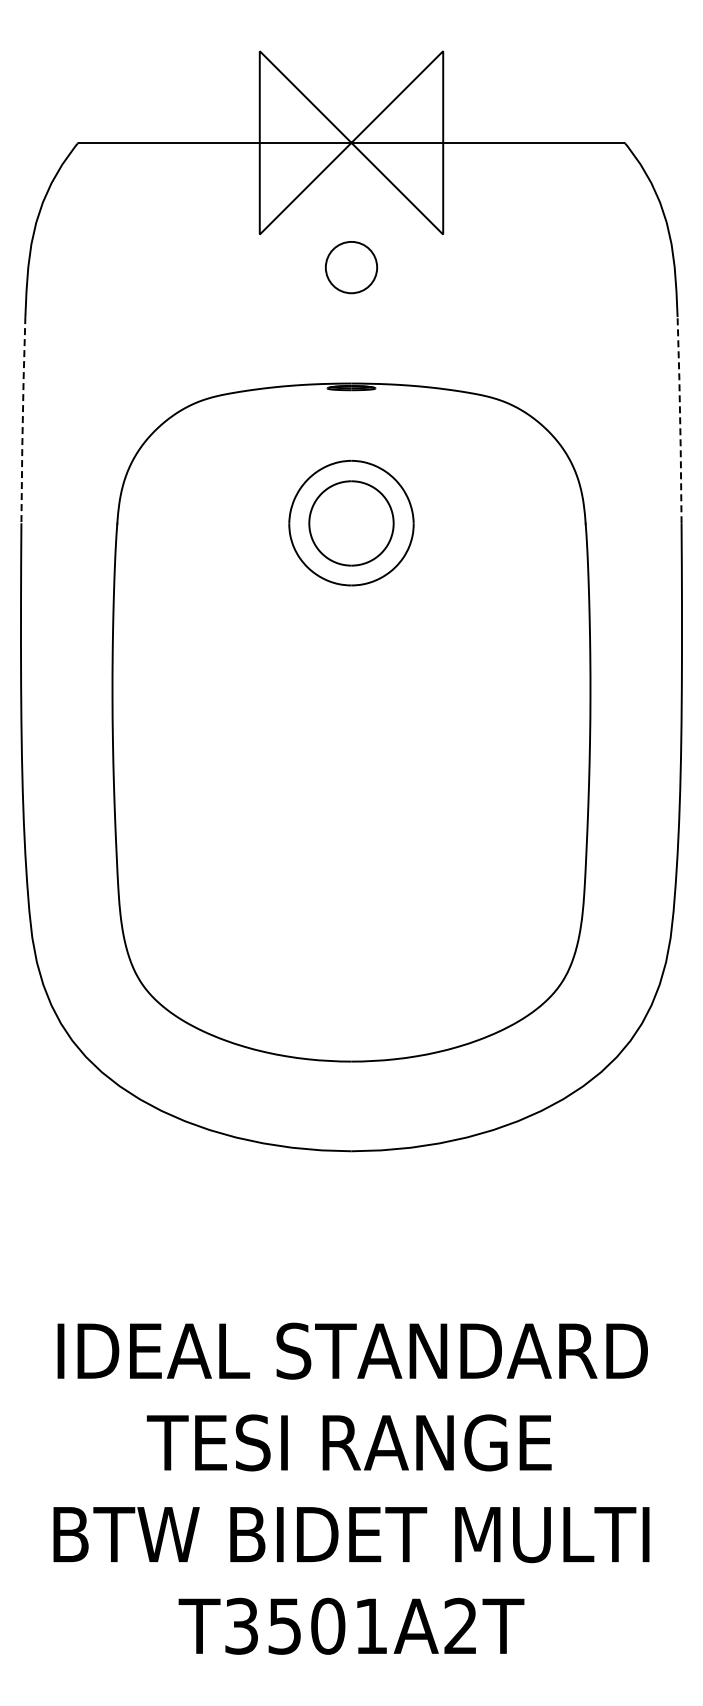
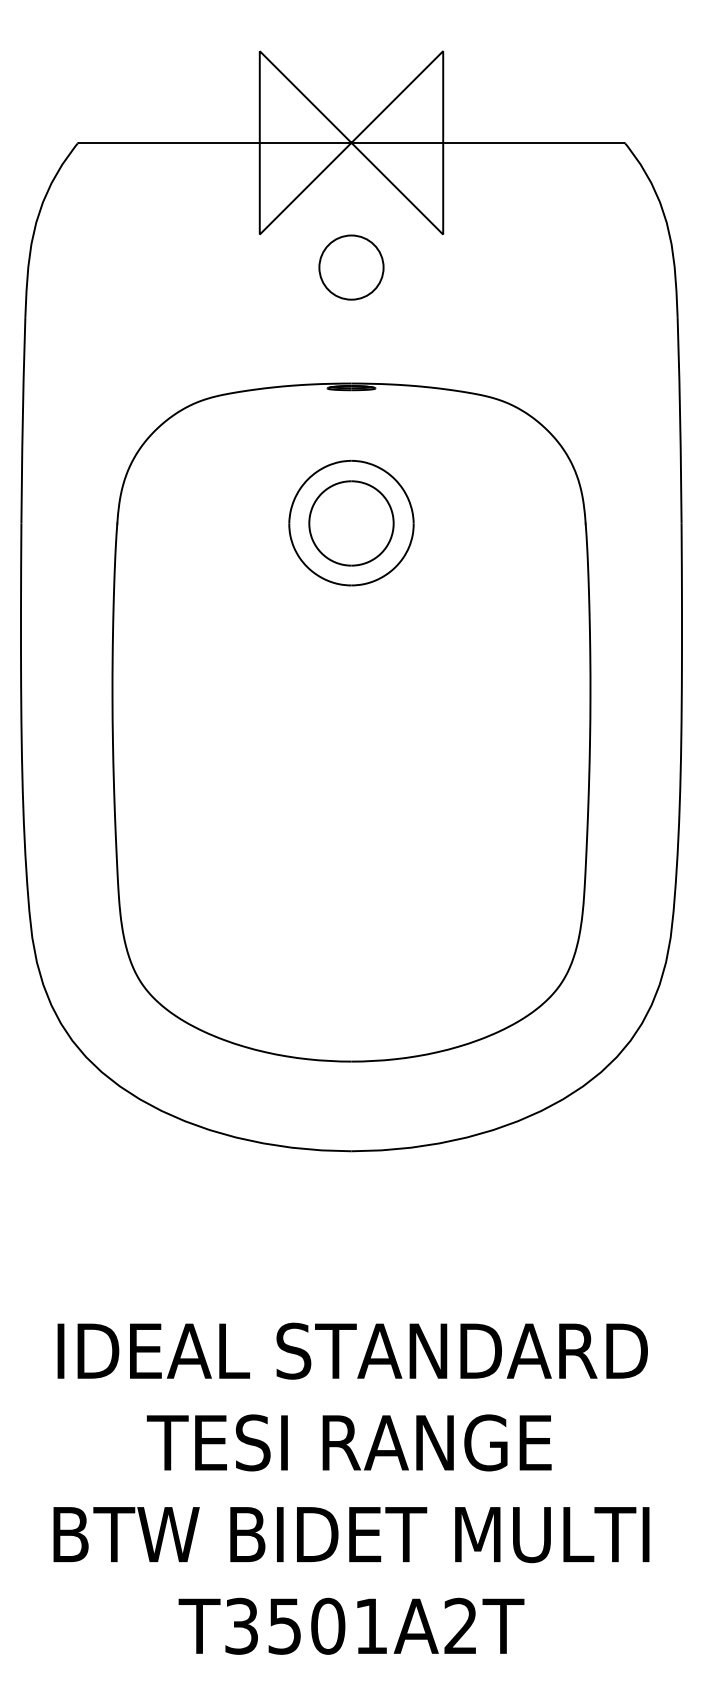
circle size: 55x54 px -> 67x67 px (351, 267)
line: dashed -> solid (22, 419)
line: dashed -> solid (680, 419)
